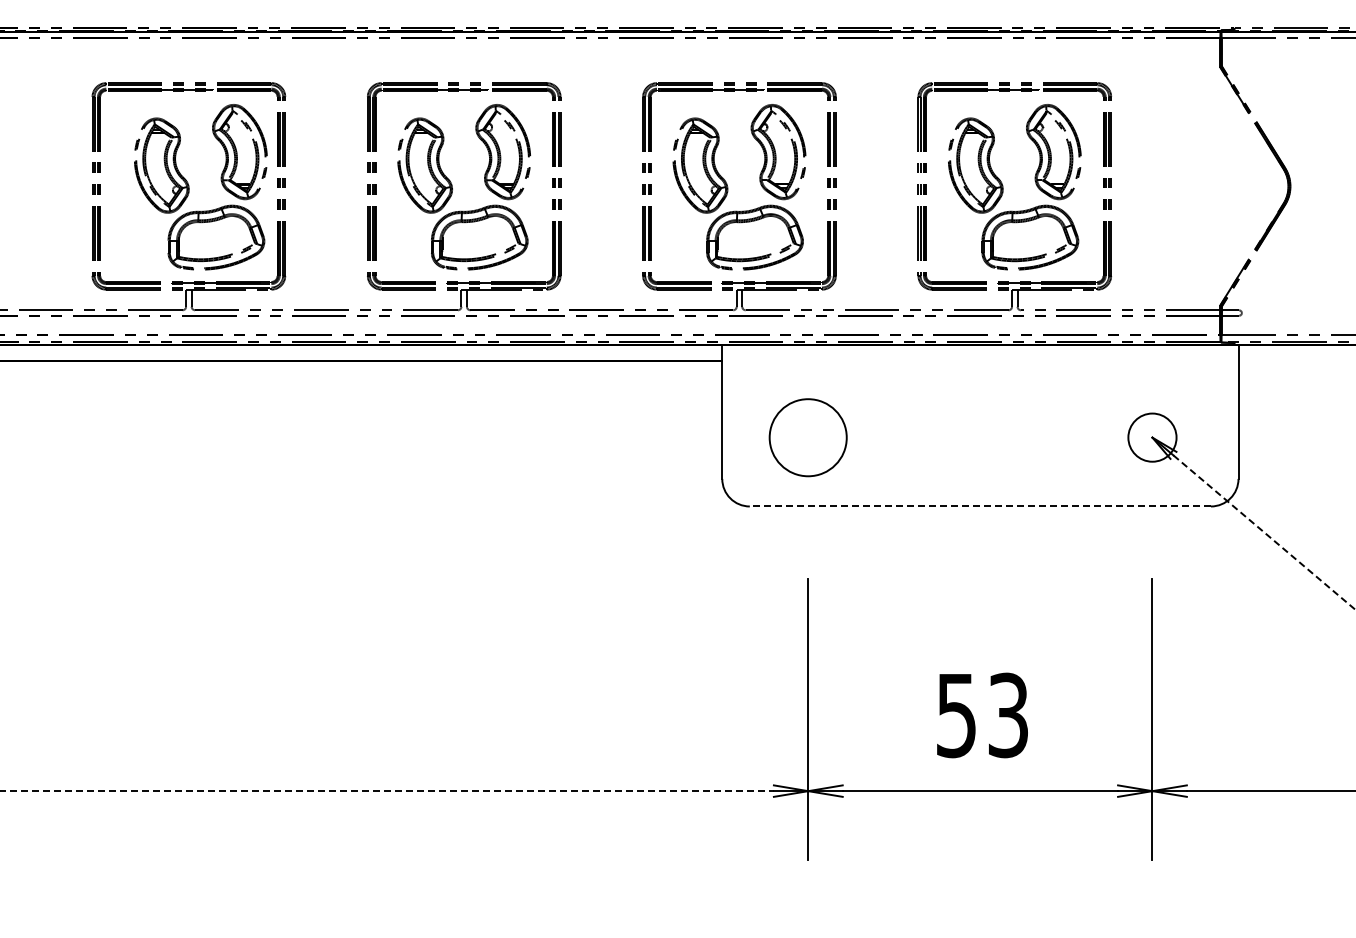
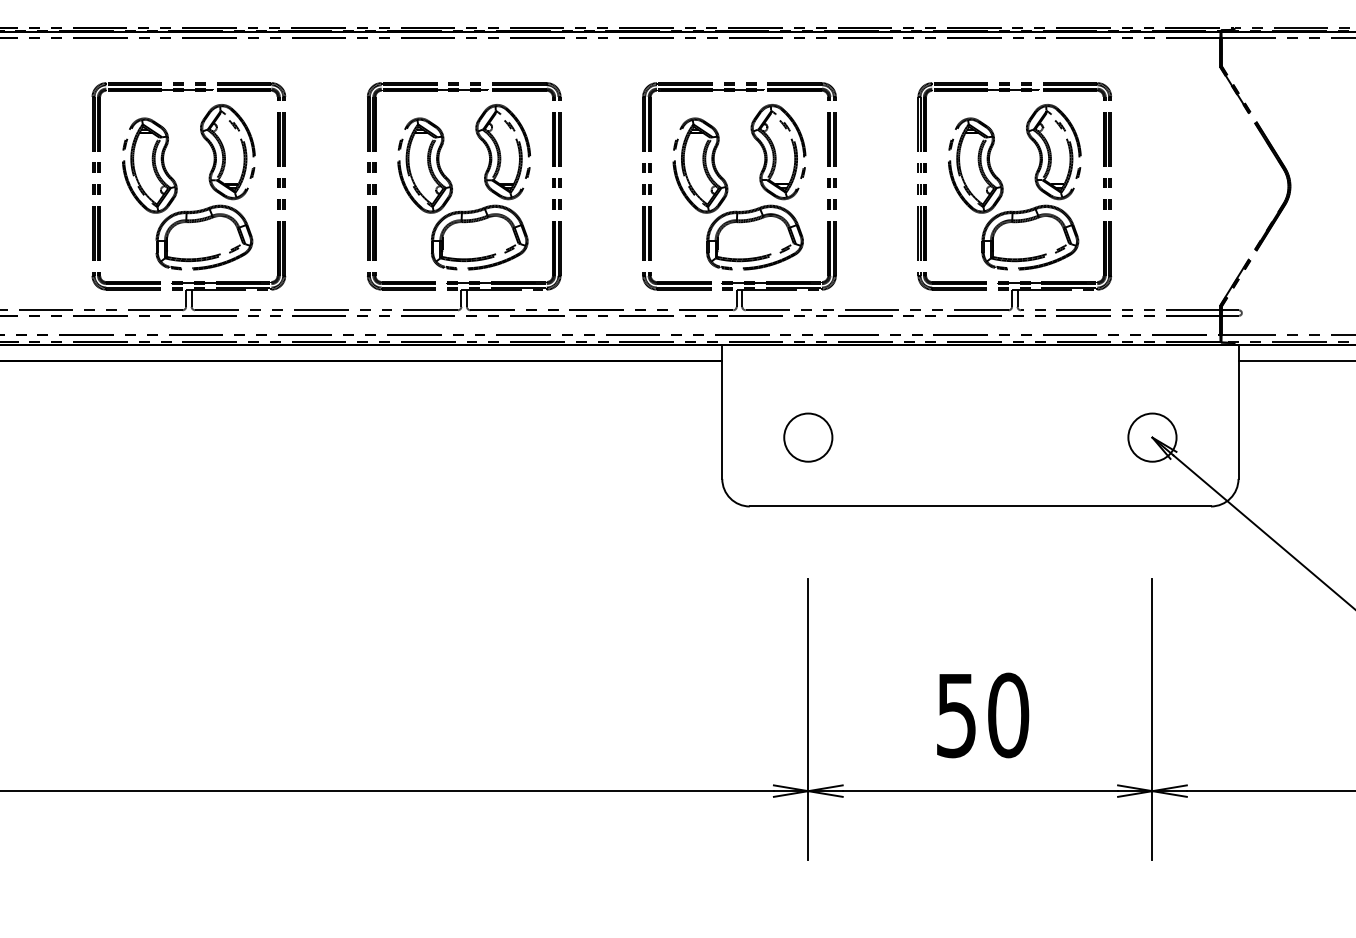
part position: (189, 187) -> (177, 187) (177, 187)
line: none -> present (1295, 360)
circle size: 80x80 px -> 51x51 px (808, 437)
line: dashed -> solid (980, 506)
line: dashed -> solid (1264, 532)
text: 53 -> 50 (1008, 715)
line: dashed -> solid (387, 791)
